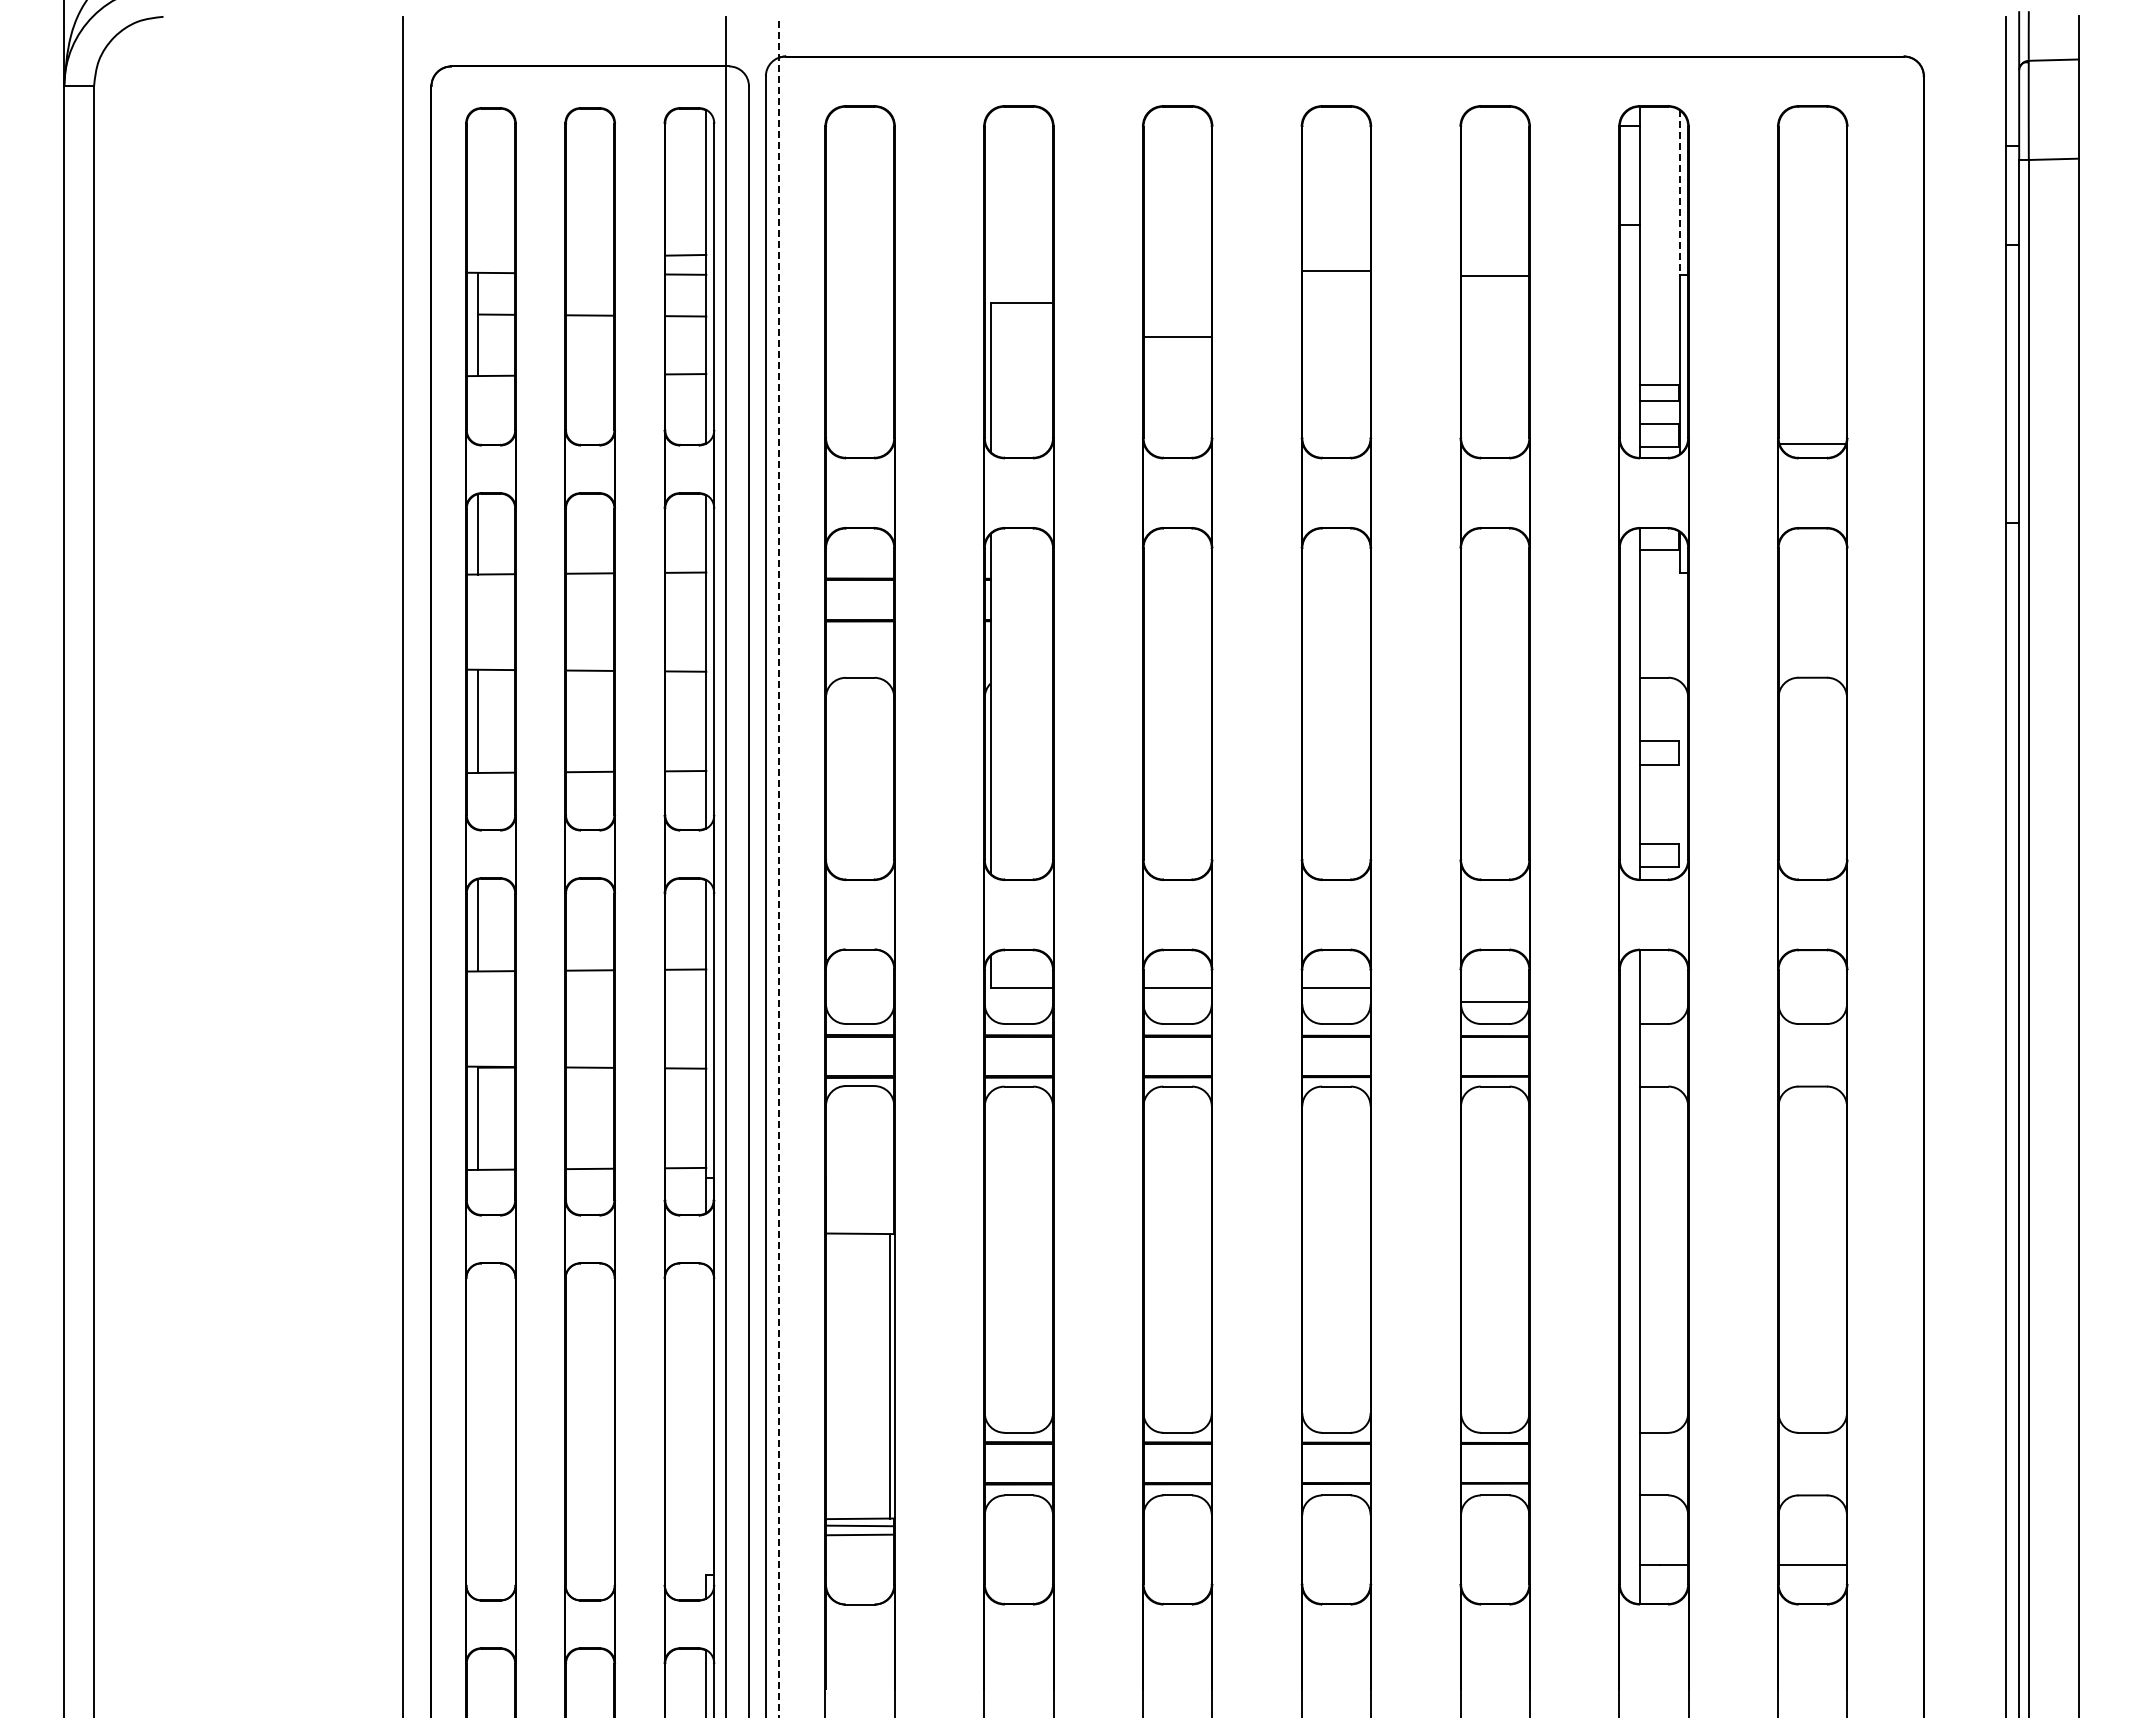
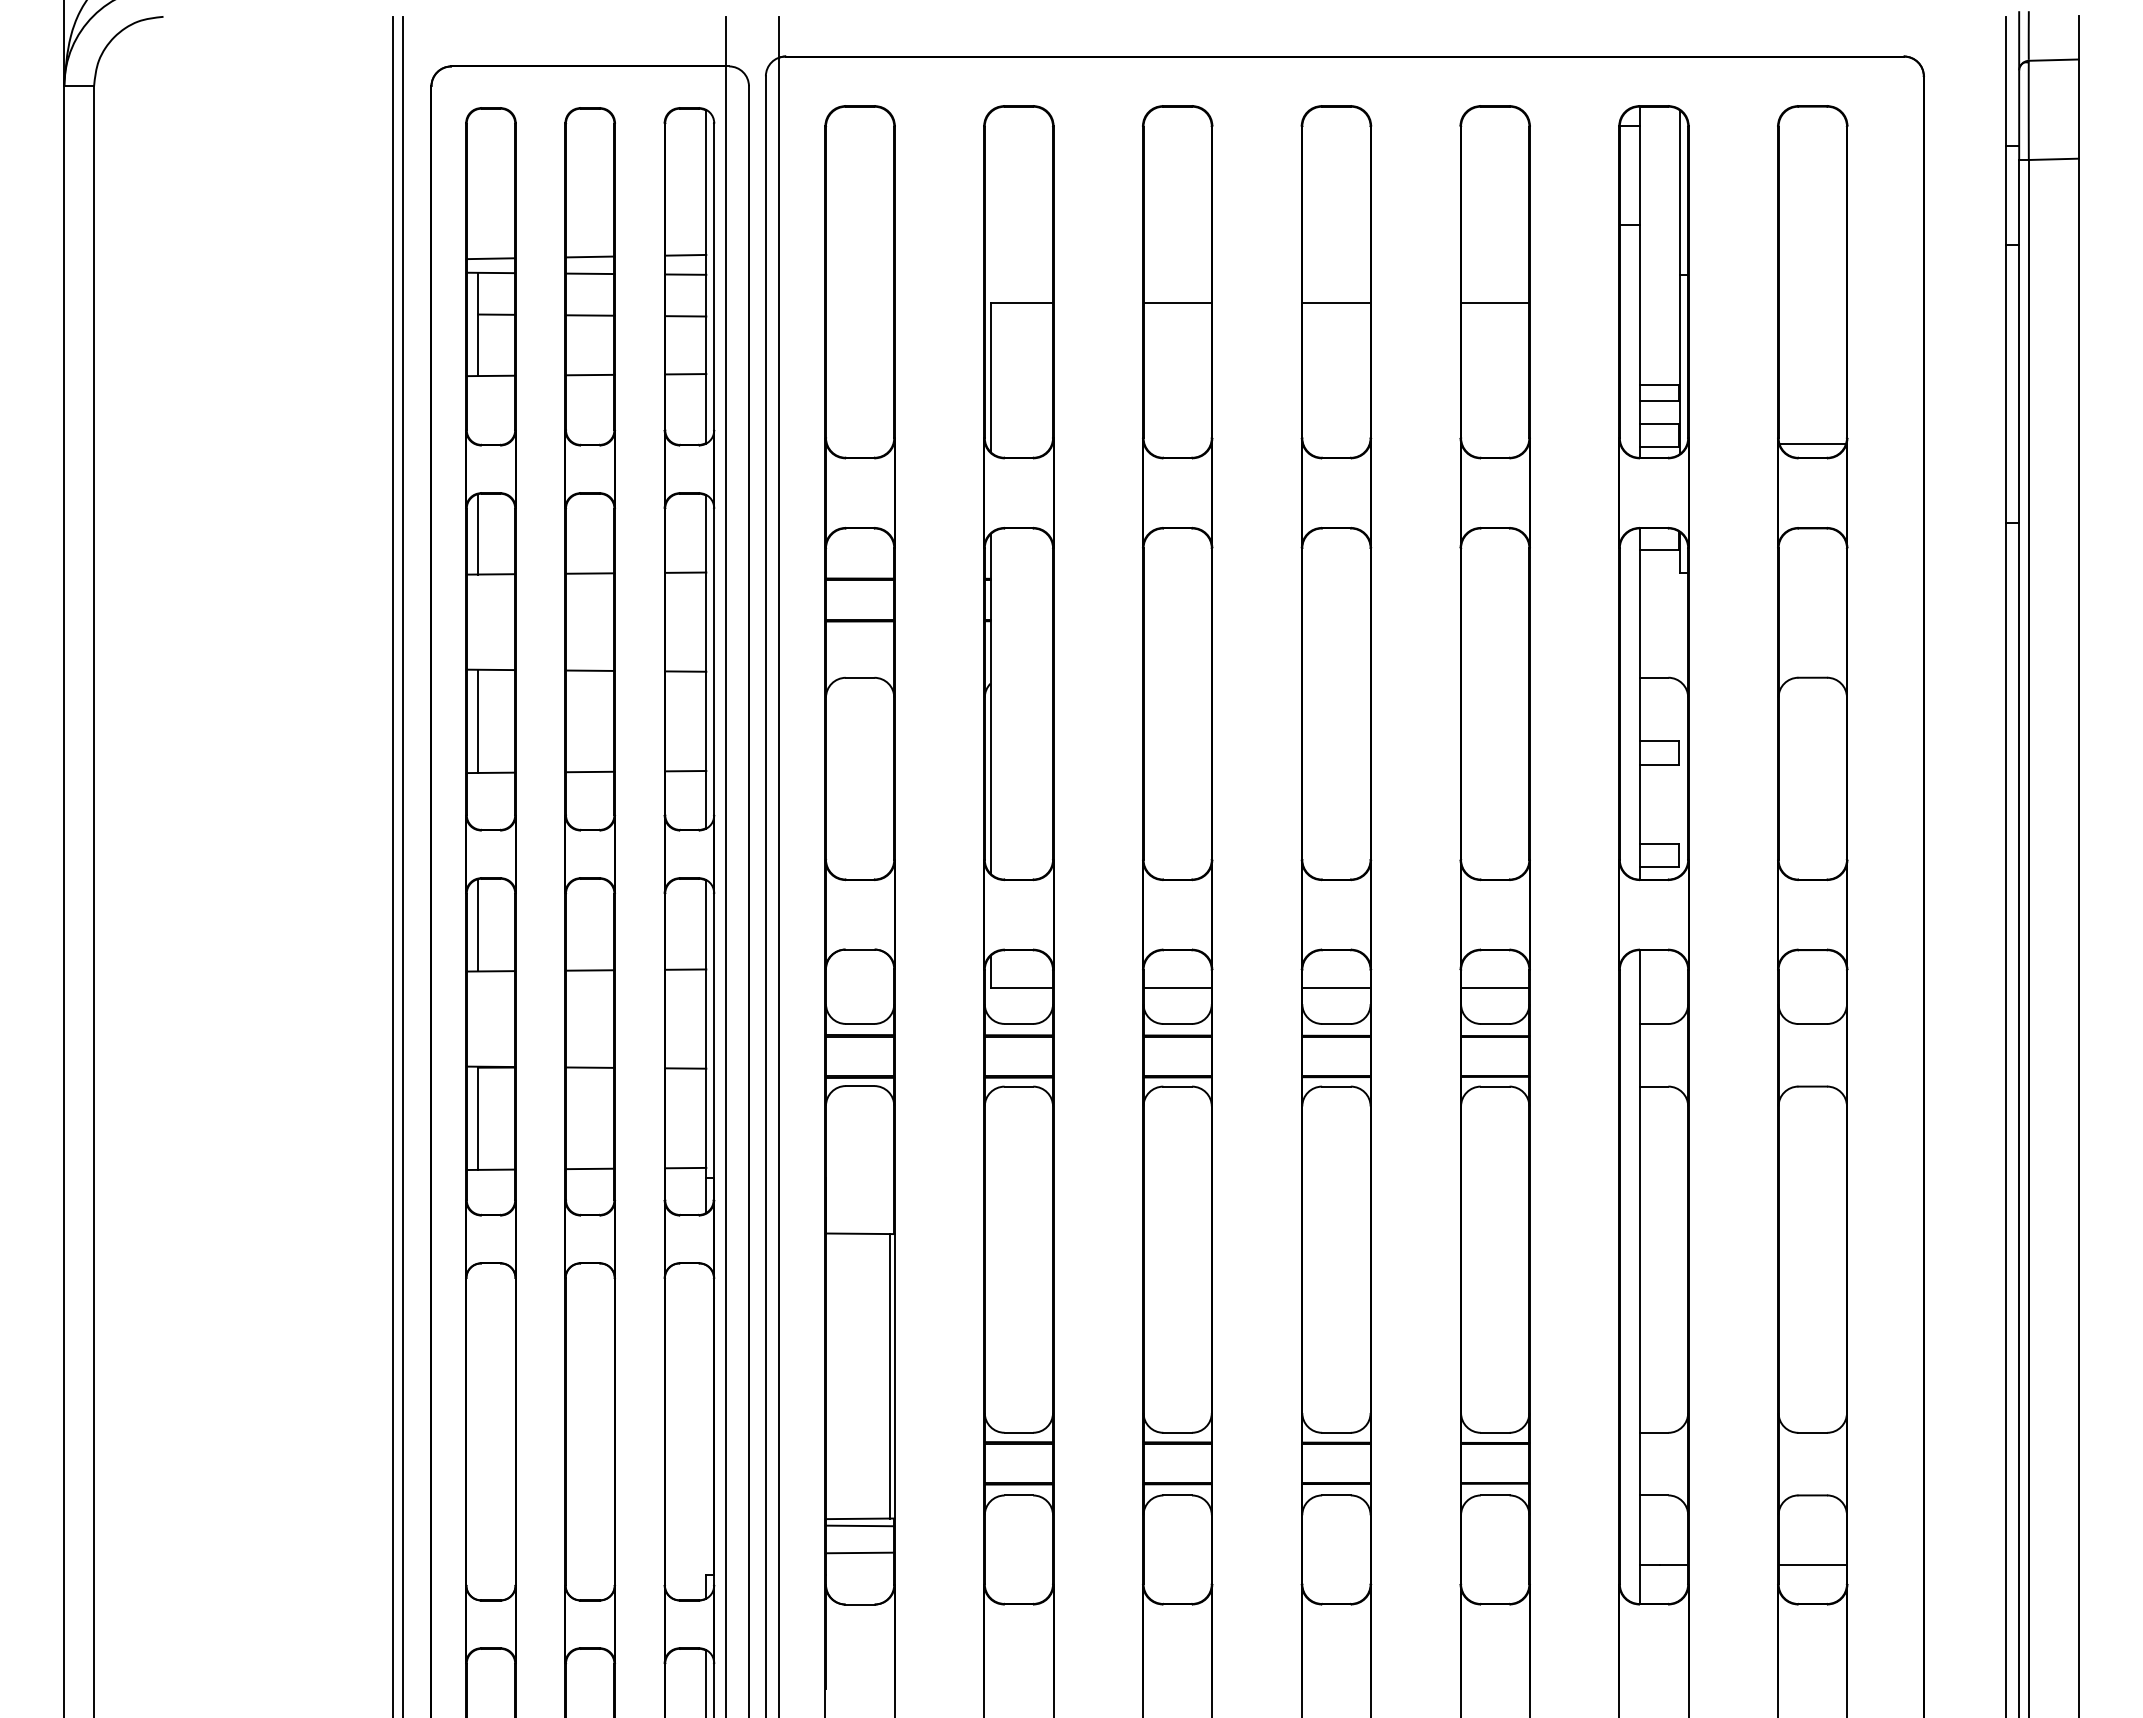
line: dashed -> solid (1679, 193)
line: none -> present (589, 256)
line: none -> present (490, 258)
line position: (1336, 270) -> (1336, 302) (1336, 302)
line: none -> present (589, 273)
line position: (1495, 275) -> (1495, 302) (1495, 302)
line position: (1177, 336) -> (1177, 302) (1177, 302)
line: none -> present (589, 374)
line: none -> present (392, 865)
line: dashed -> solid (778, 866)
line position: (1495, 1002) -> (1495, 988) (1495, 988)
line position: (859, 1534) -> (859, 1552) (859, 1552)
